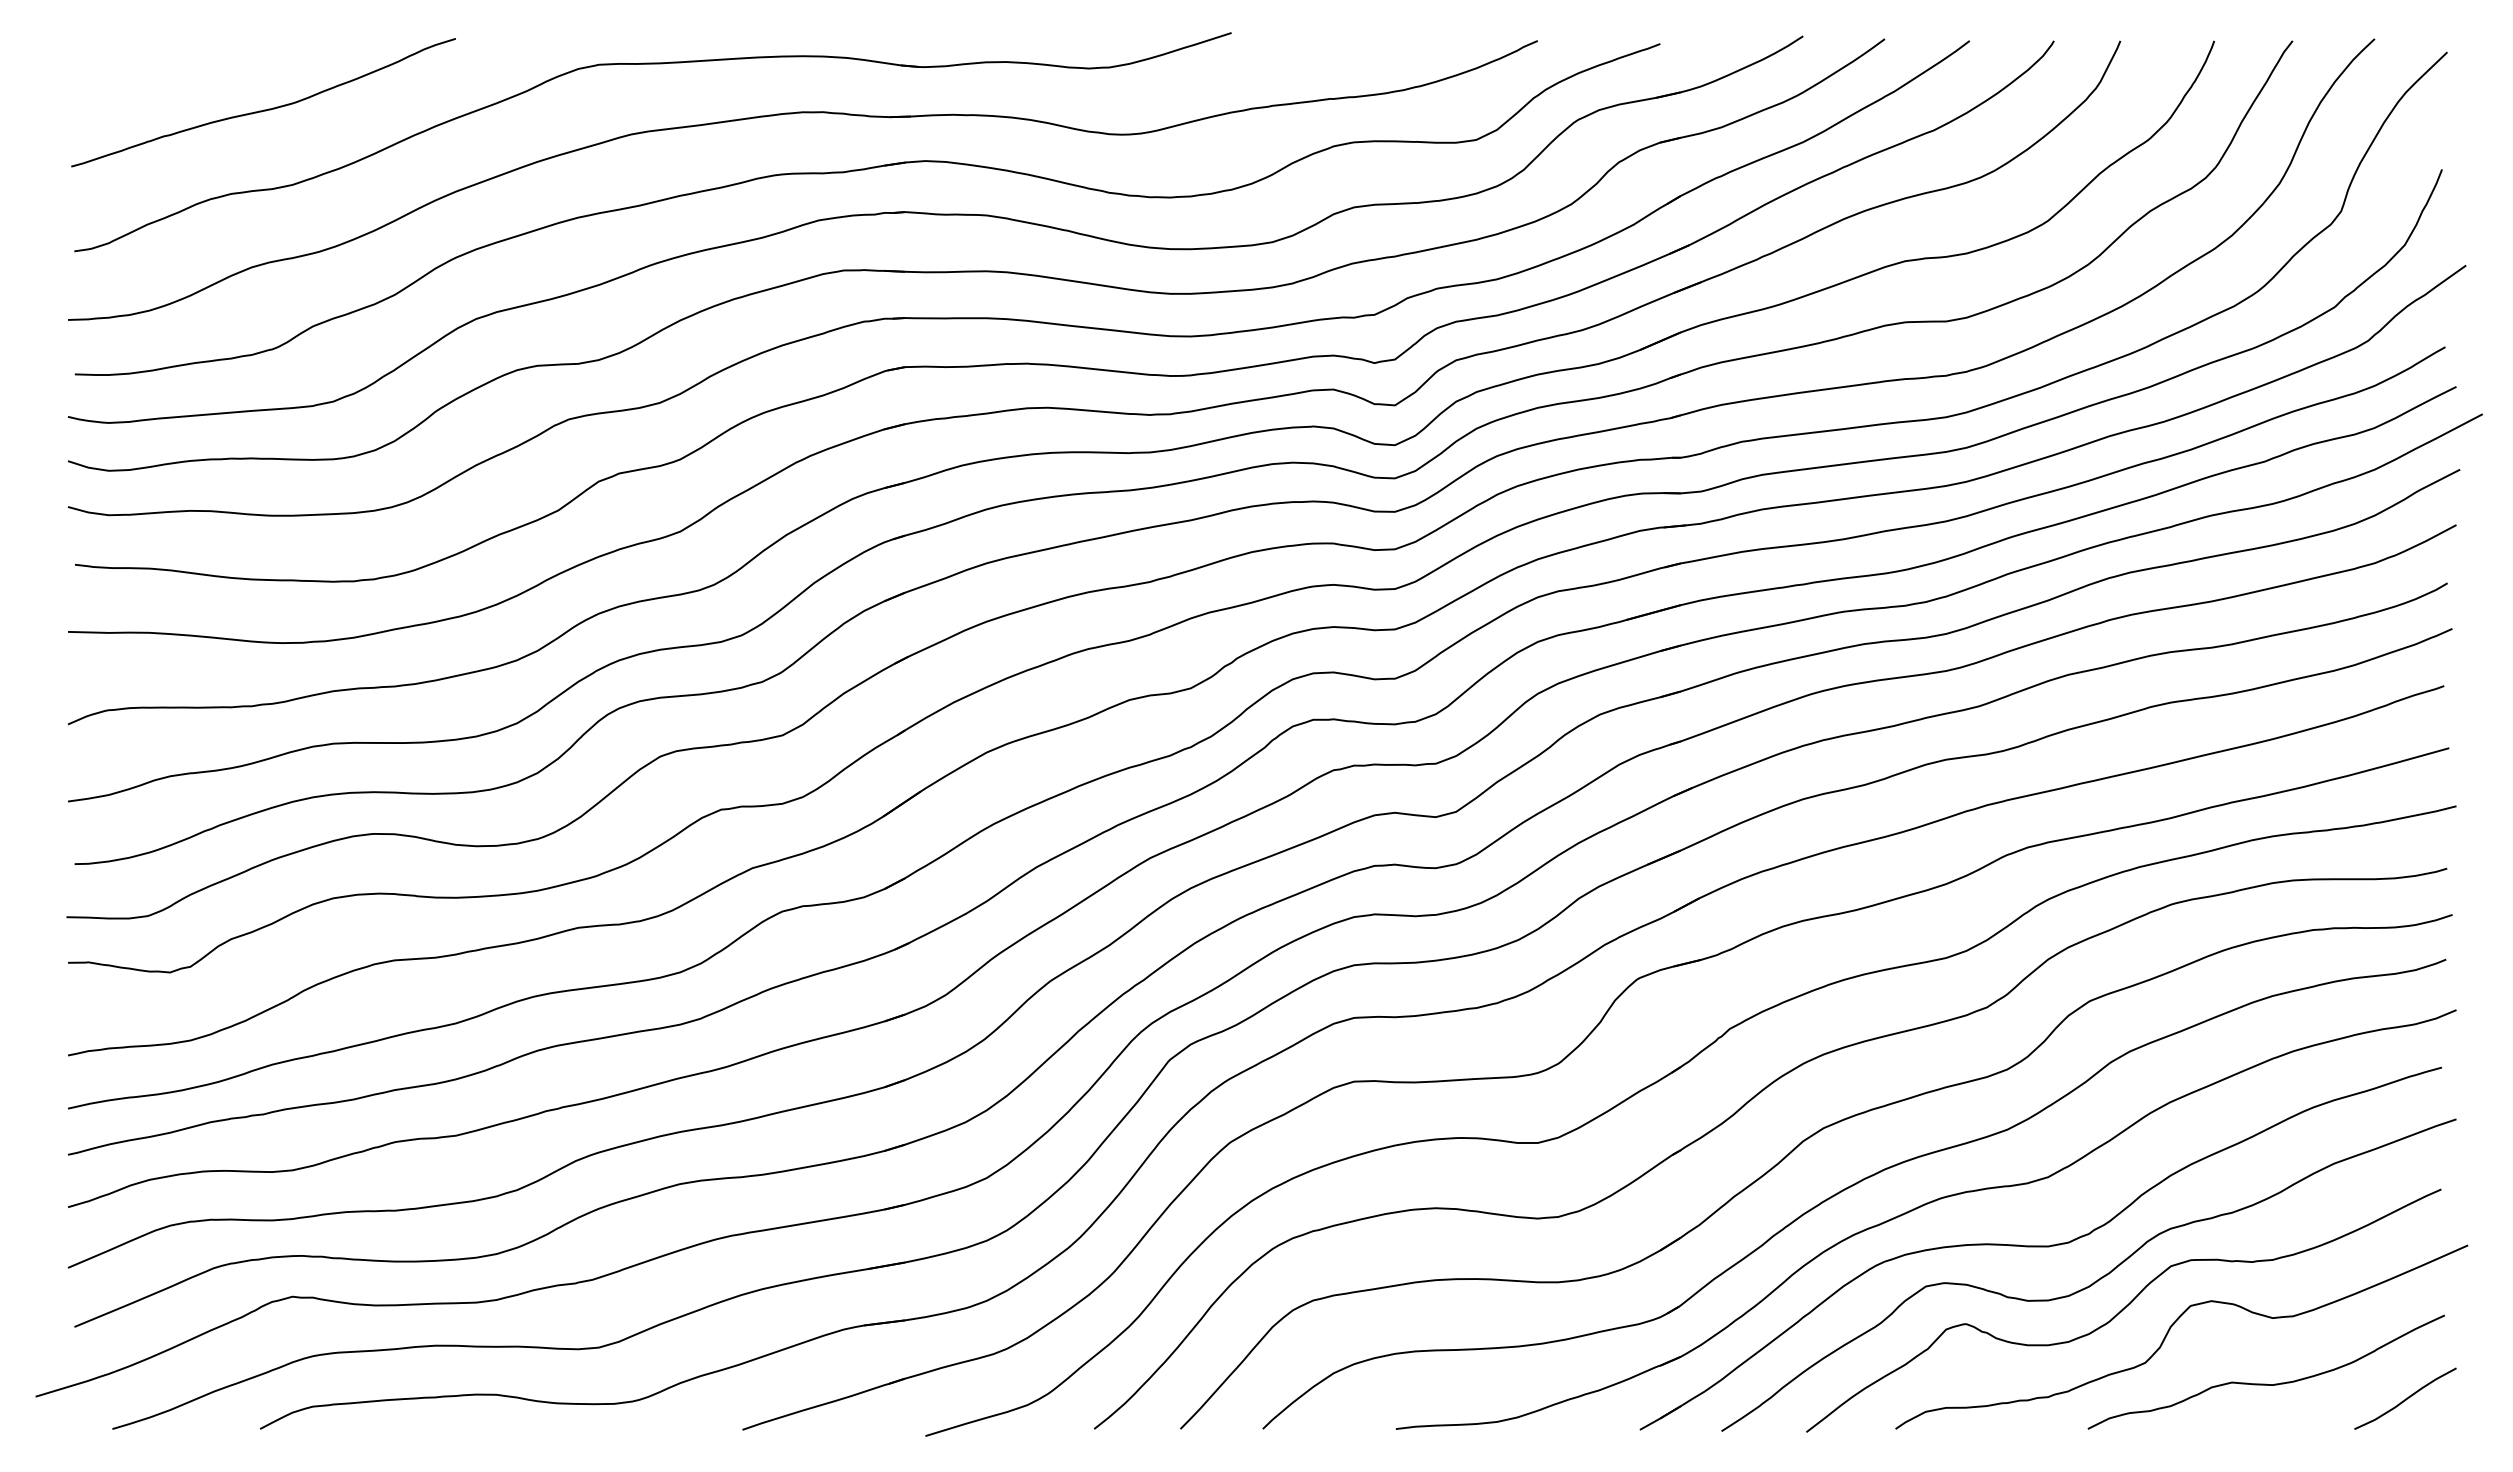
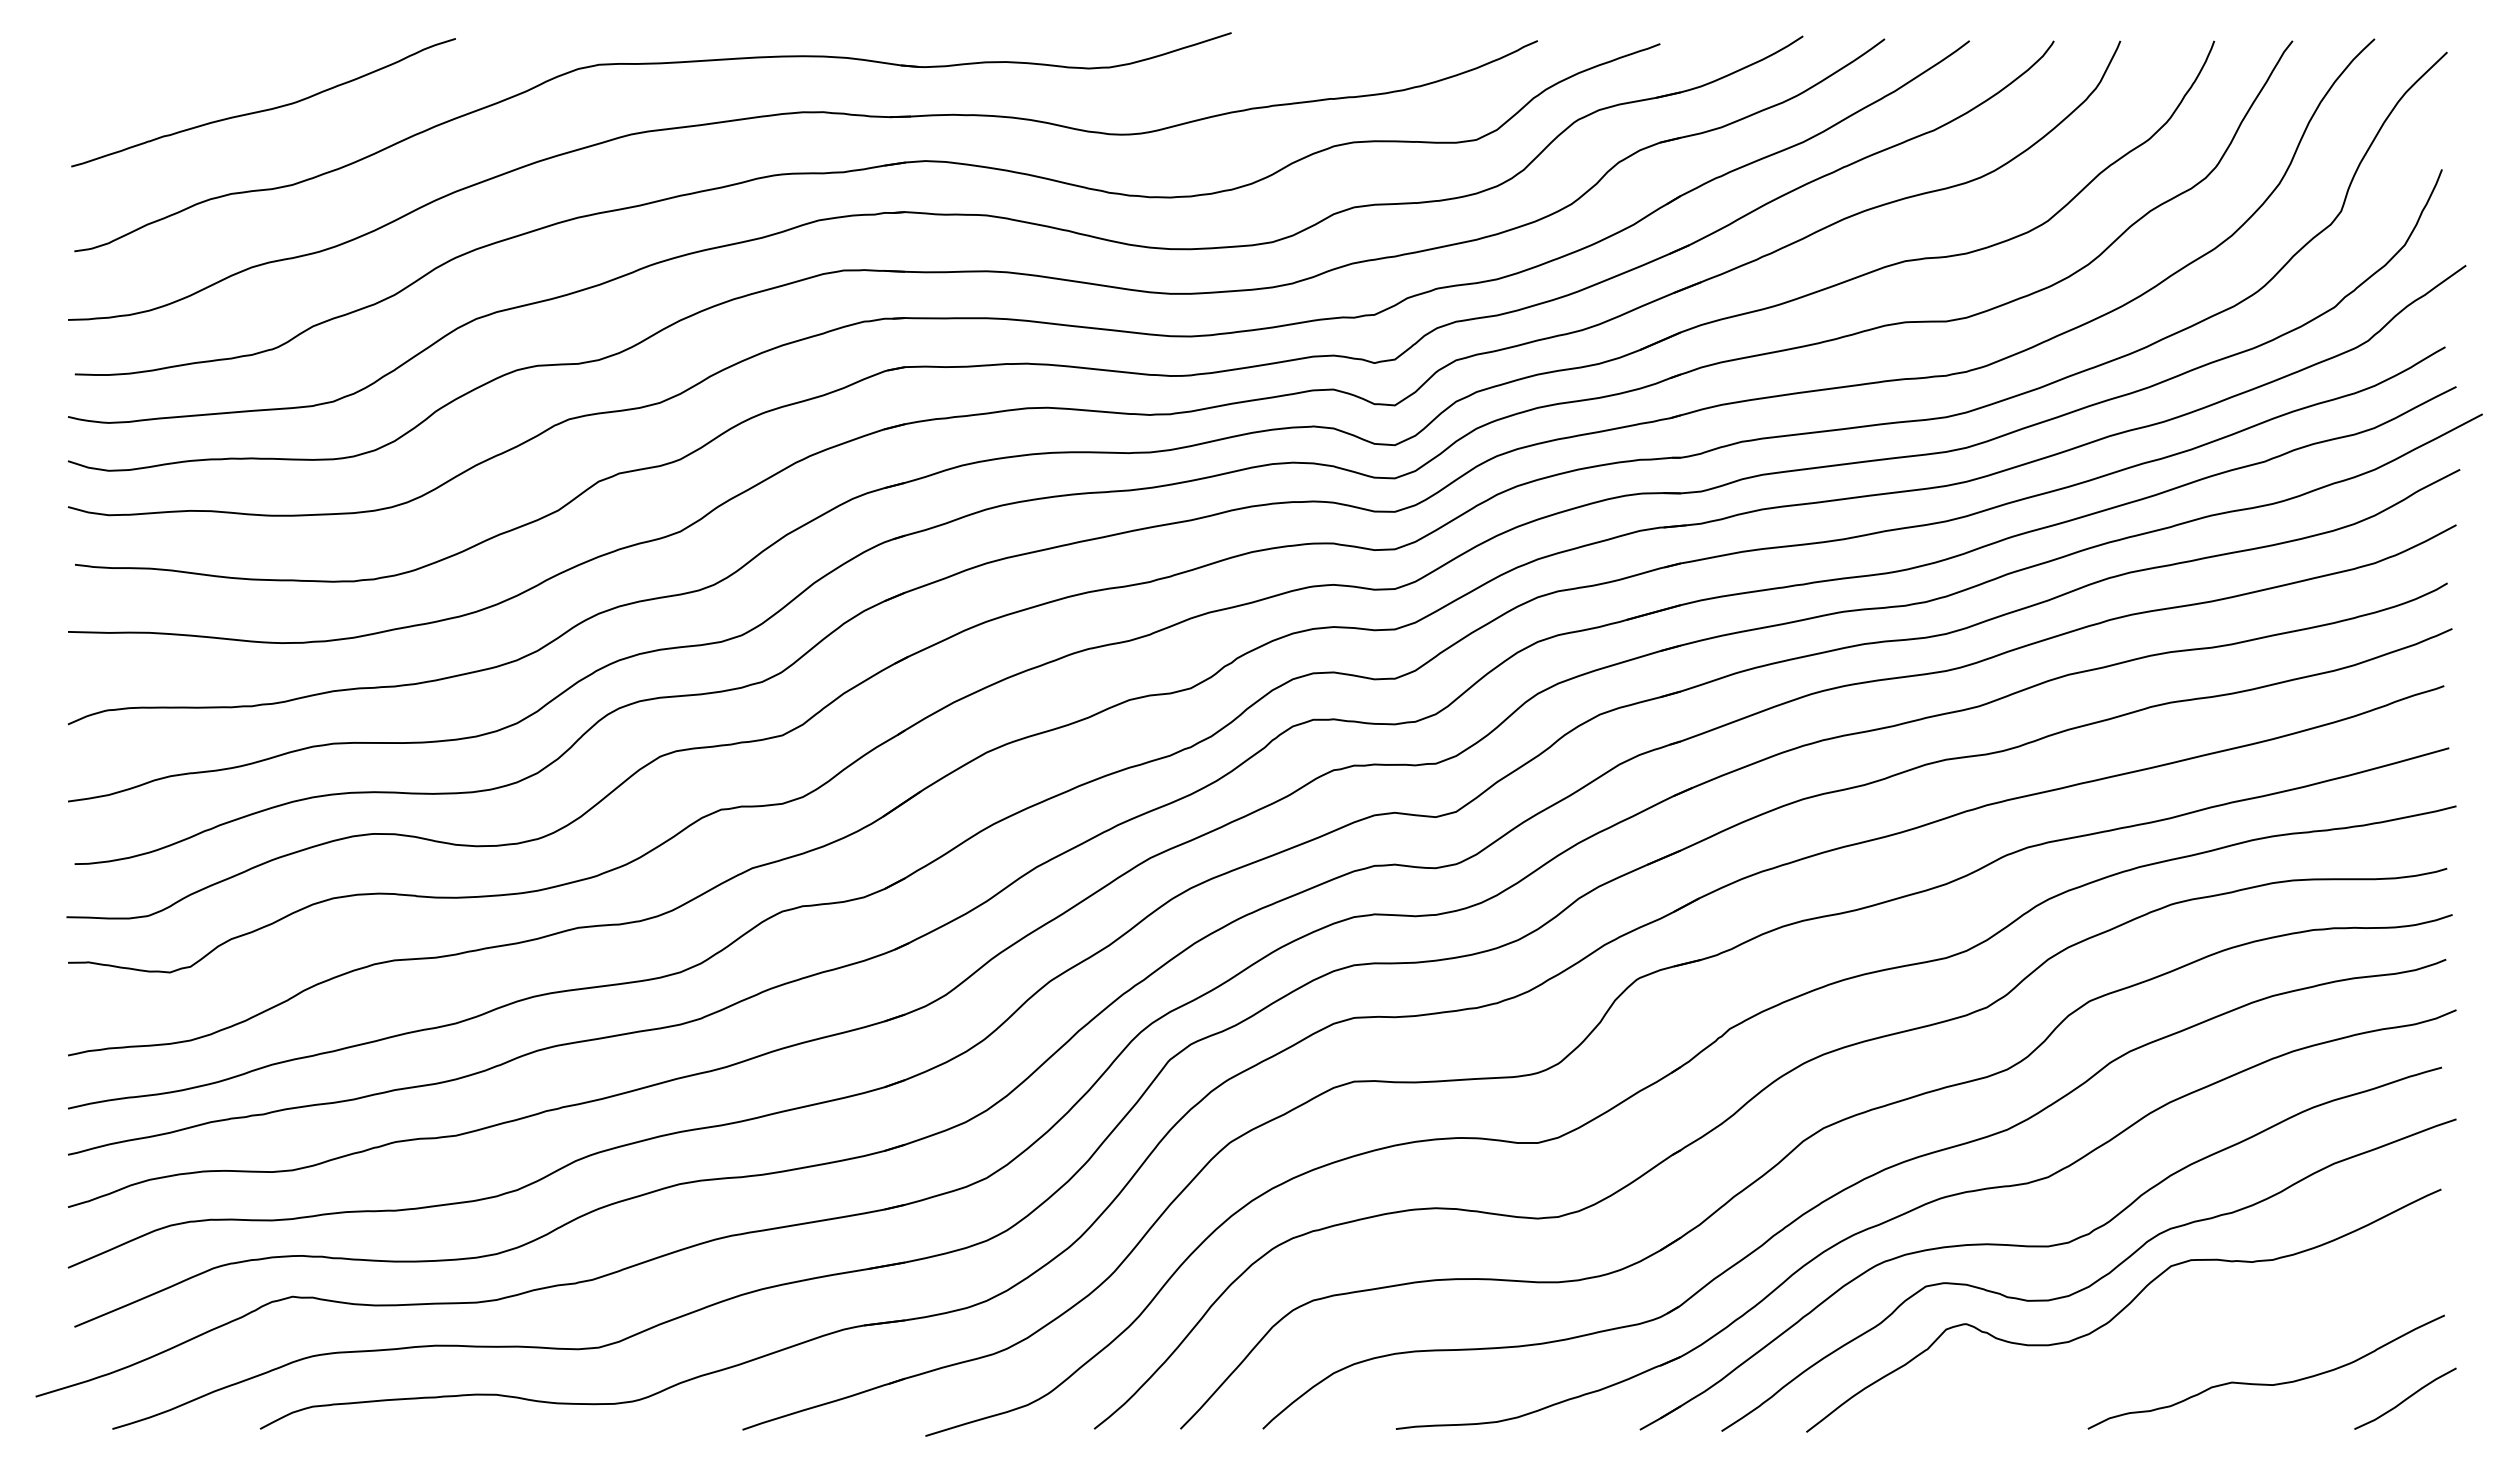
curve: present -> none (2169, 1331)
